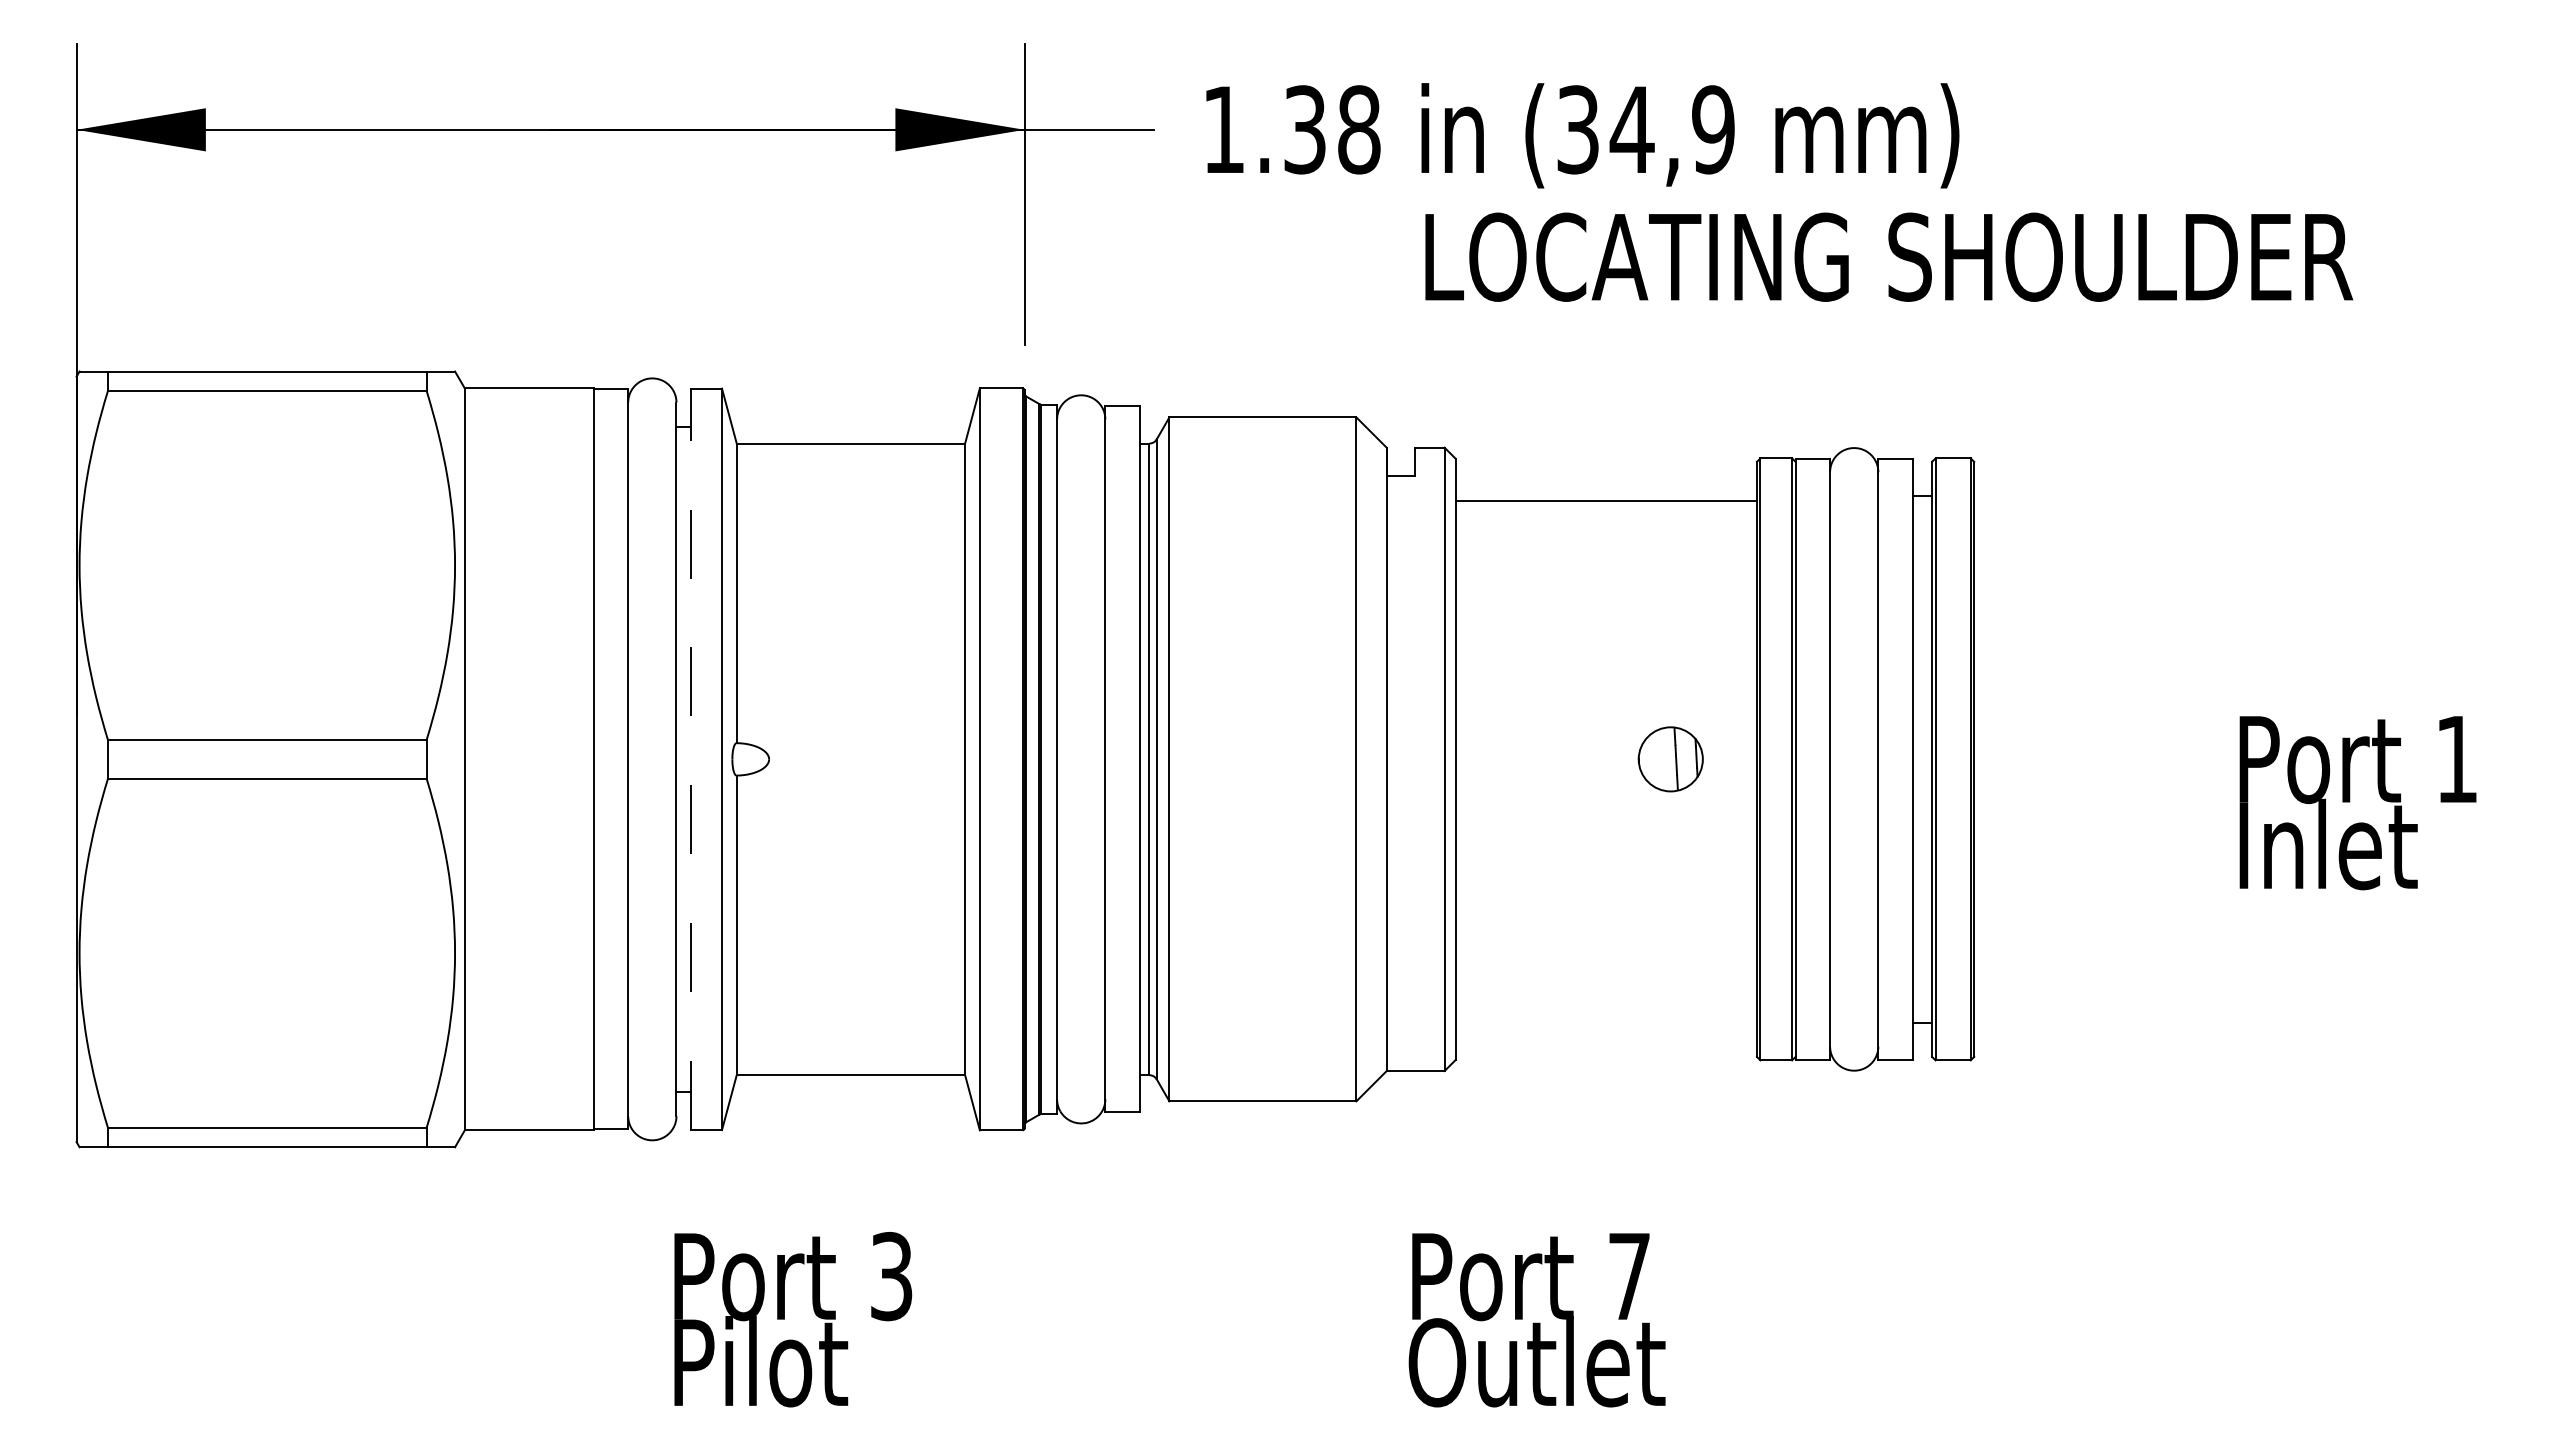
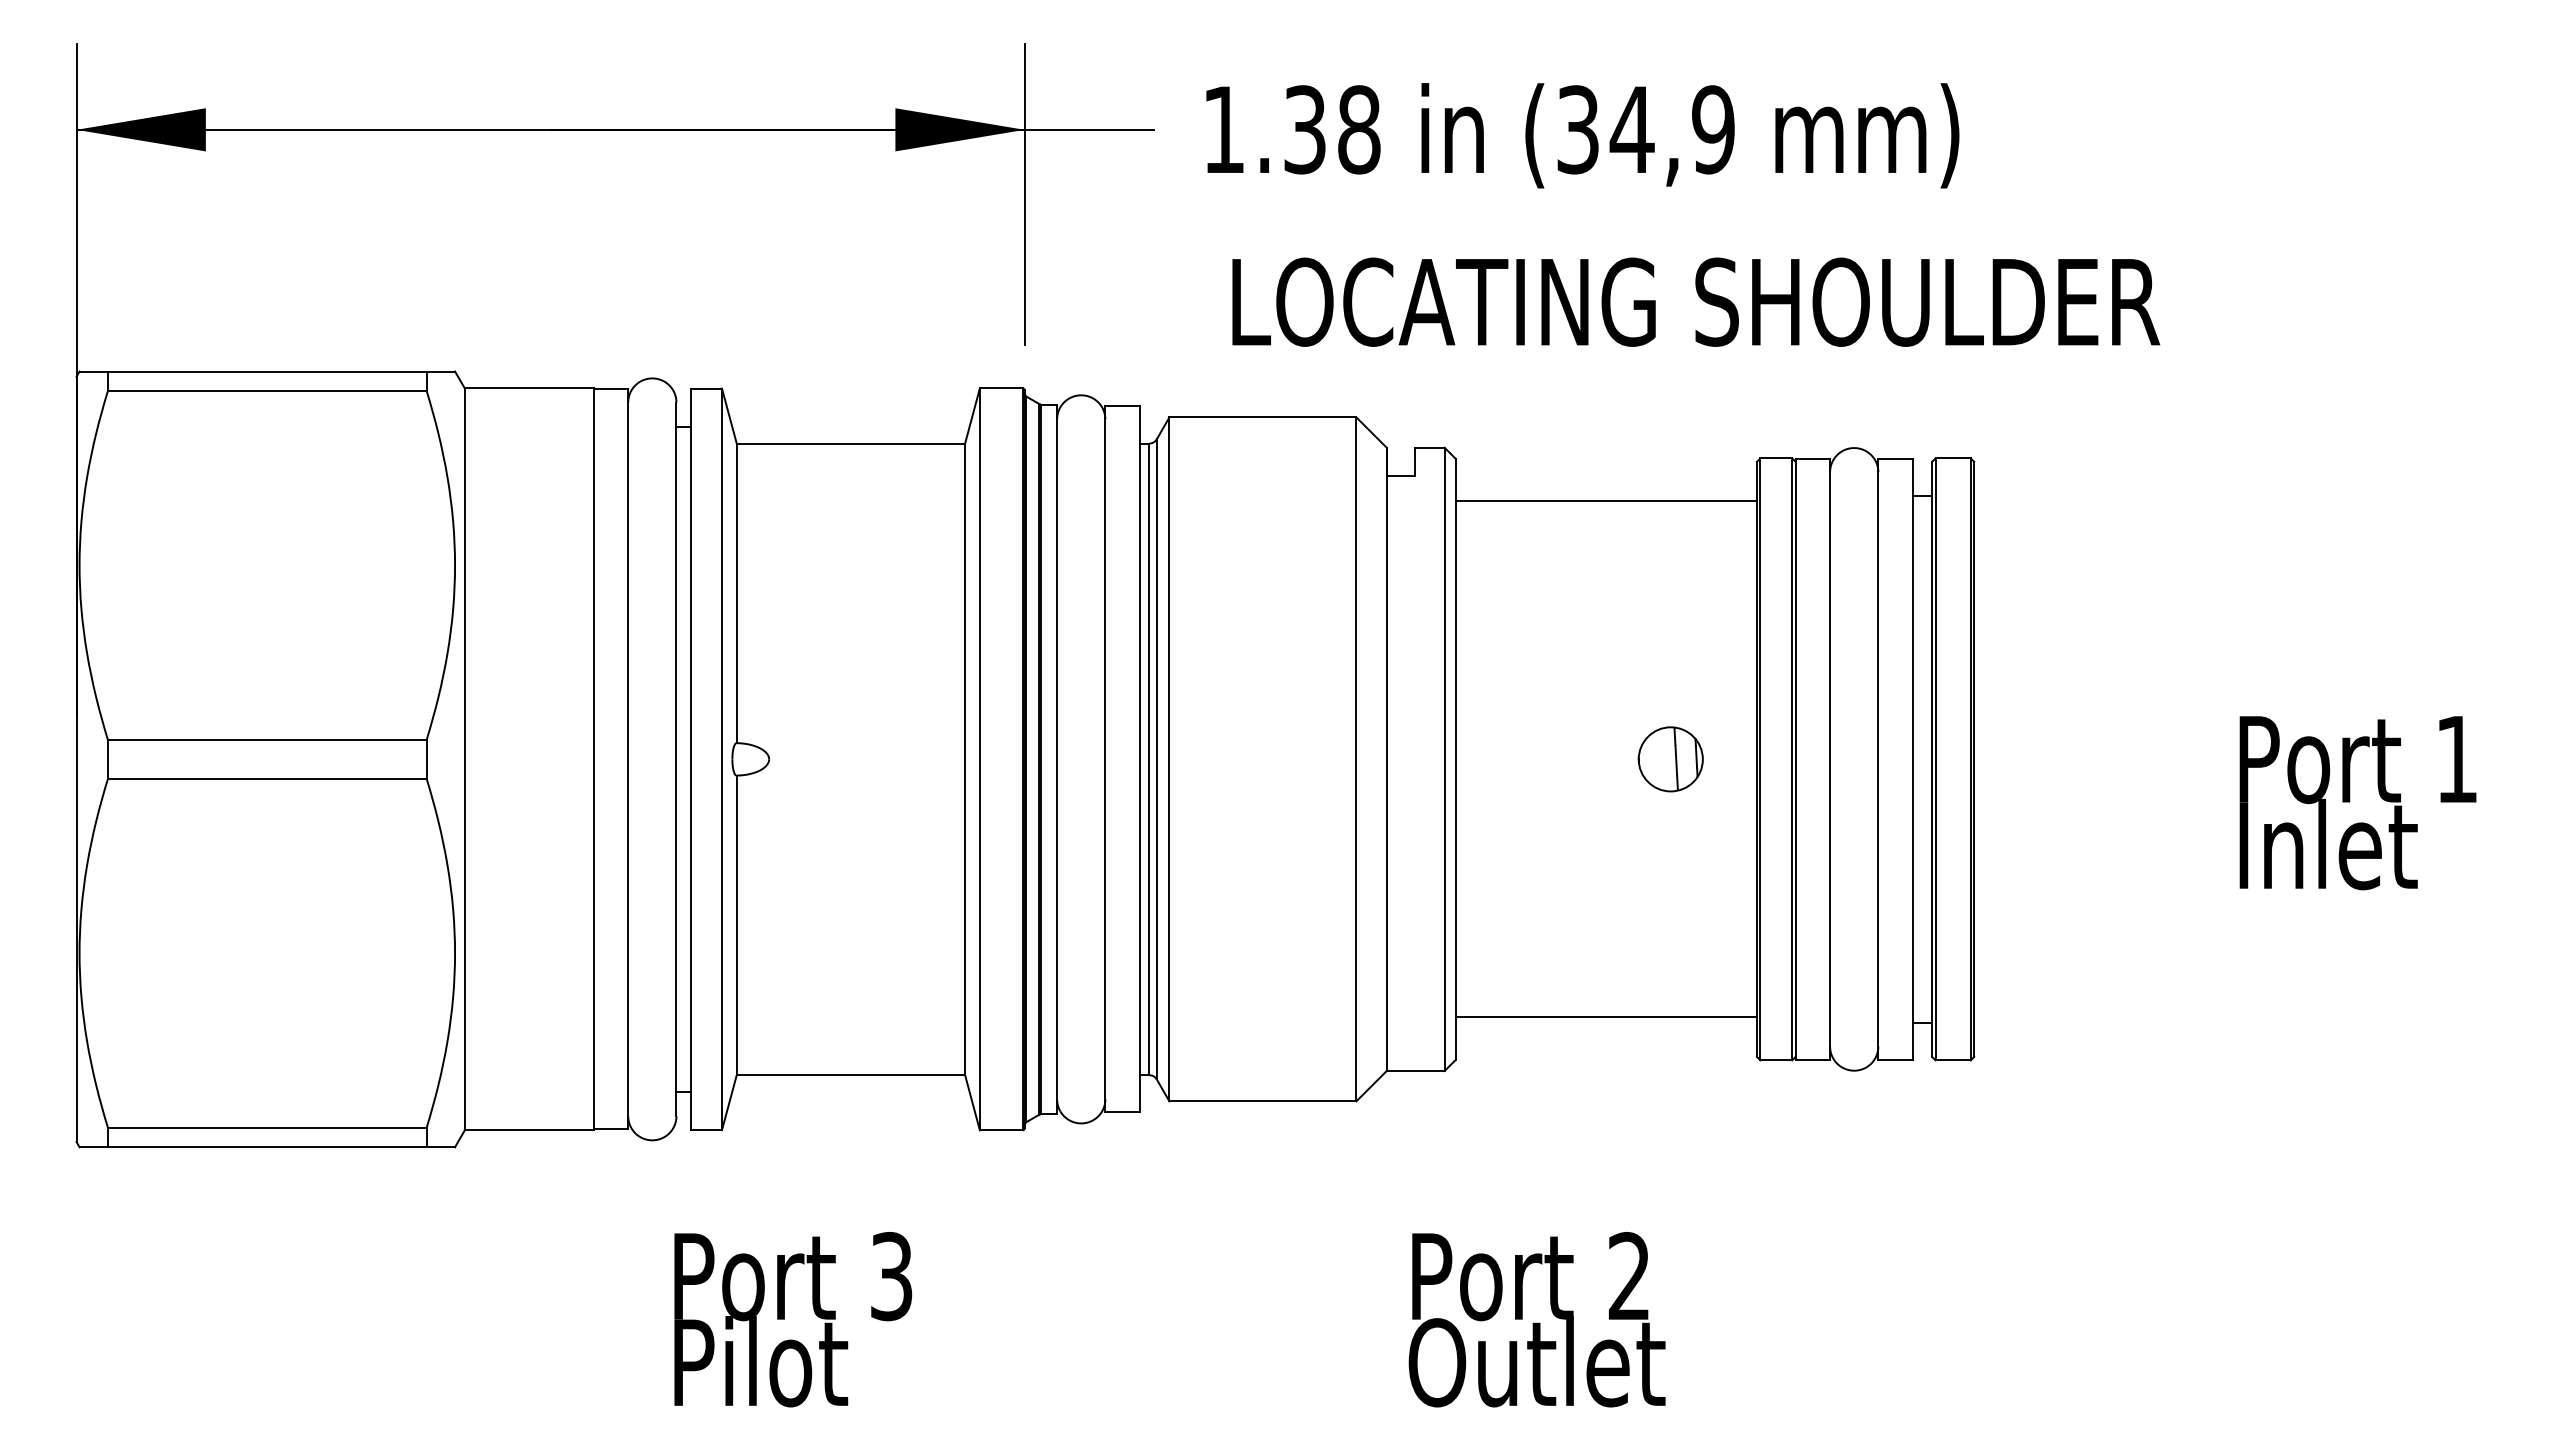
text position: (1889, 256) -> (1696, 301) (1696, 301)
line: dashed -> solid (690, 759)
line: none -> present (1605, 1017)
text: 7 -> 2 (1628, 1275)
